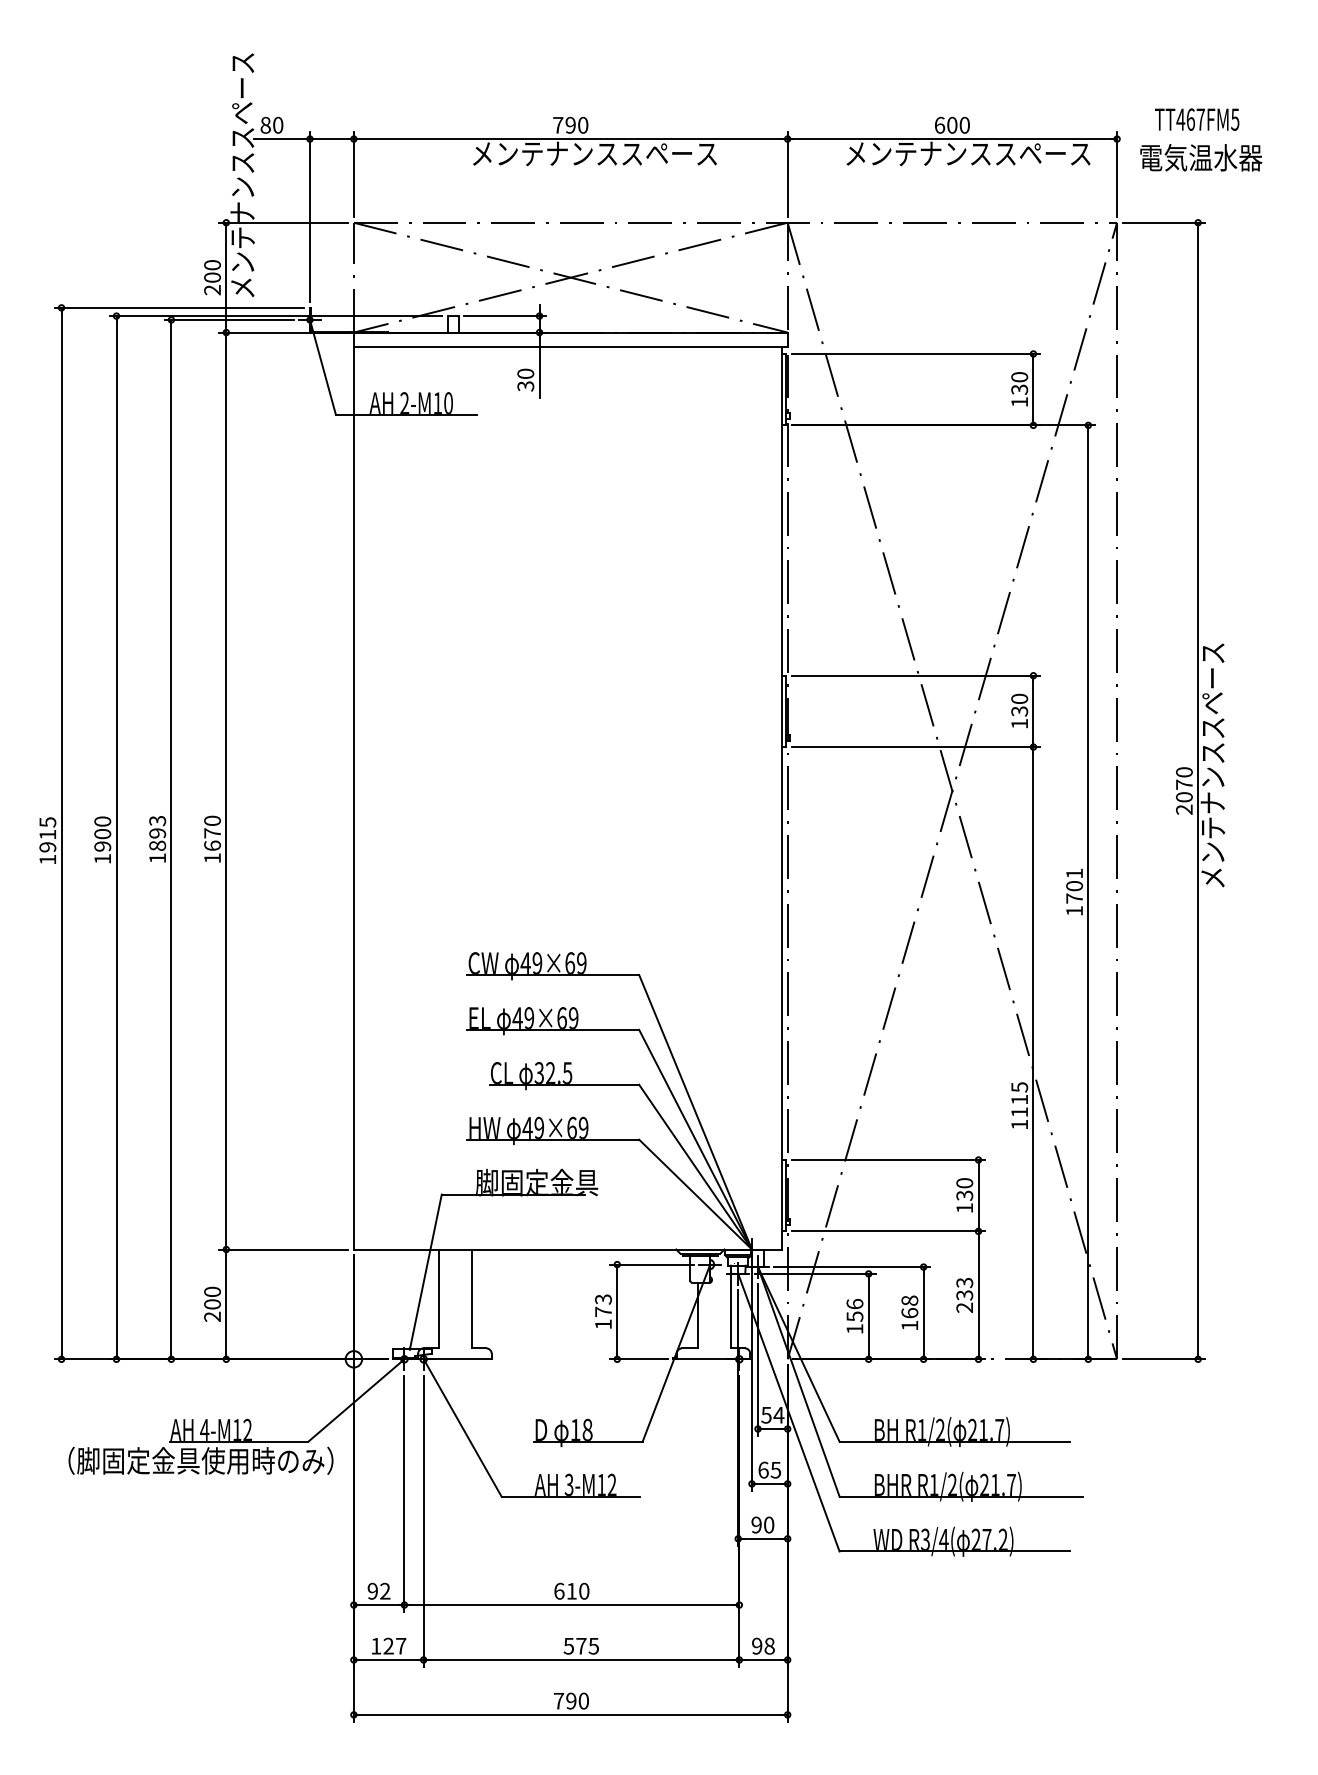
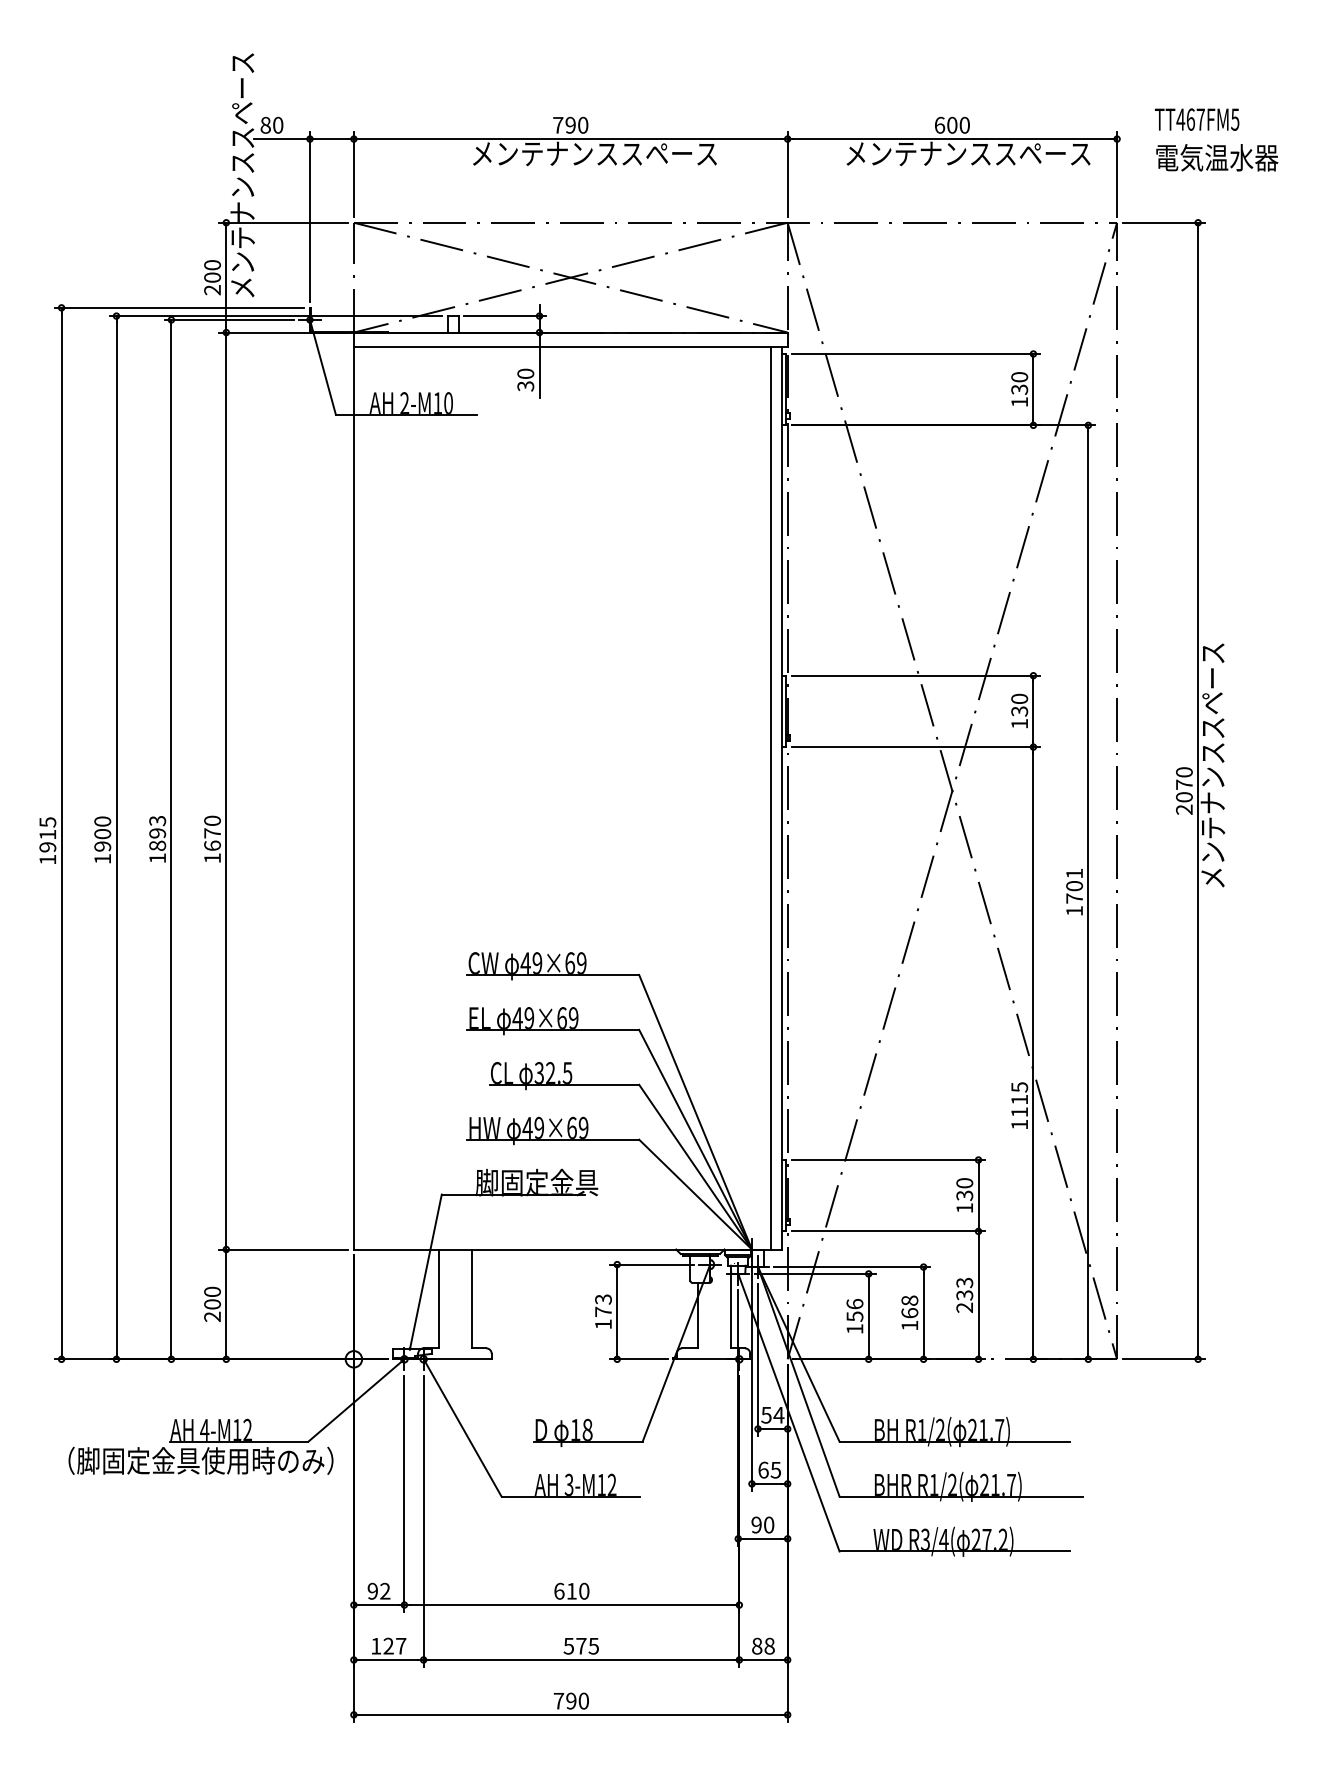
text position: (1201, 157) -> (1217, 157) (1217, 157)
line: none -> present (771, 798)
text: 98 -> 88 (757, 1645)
